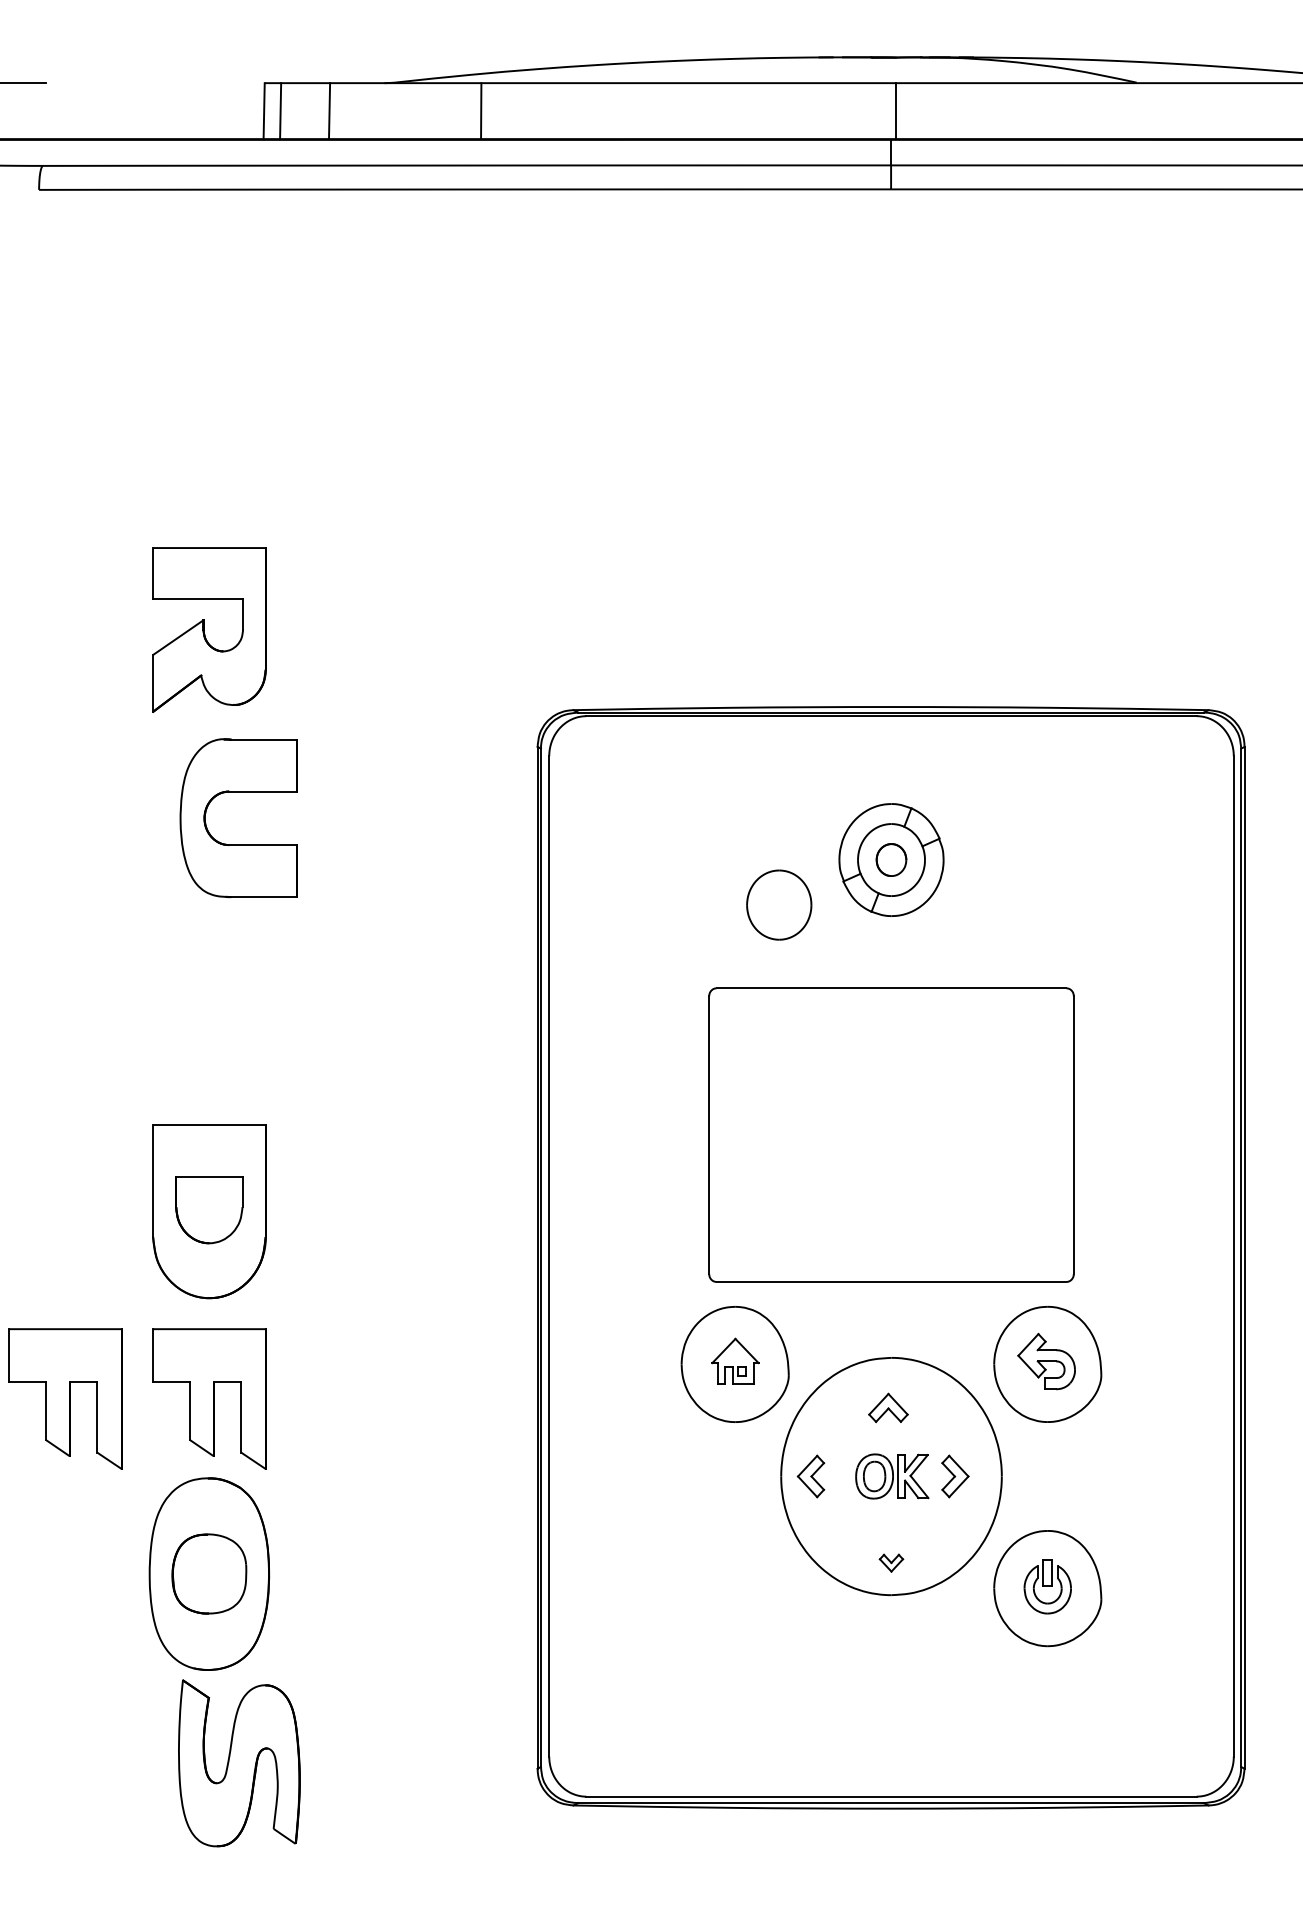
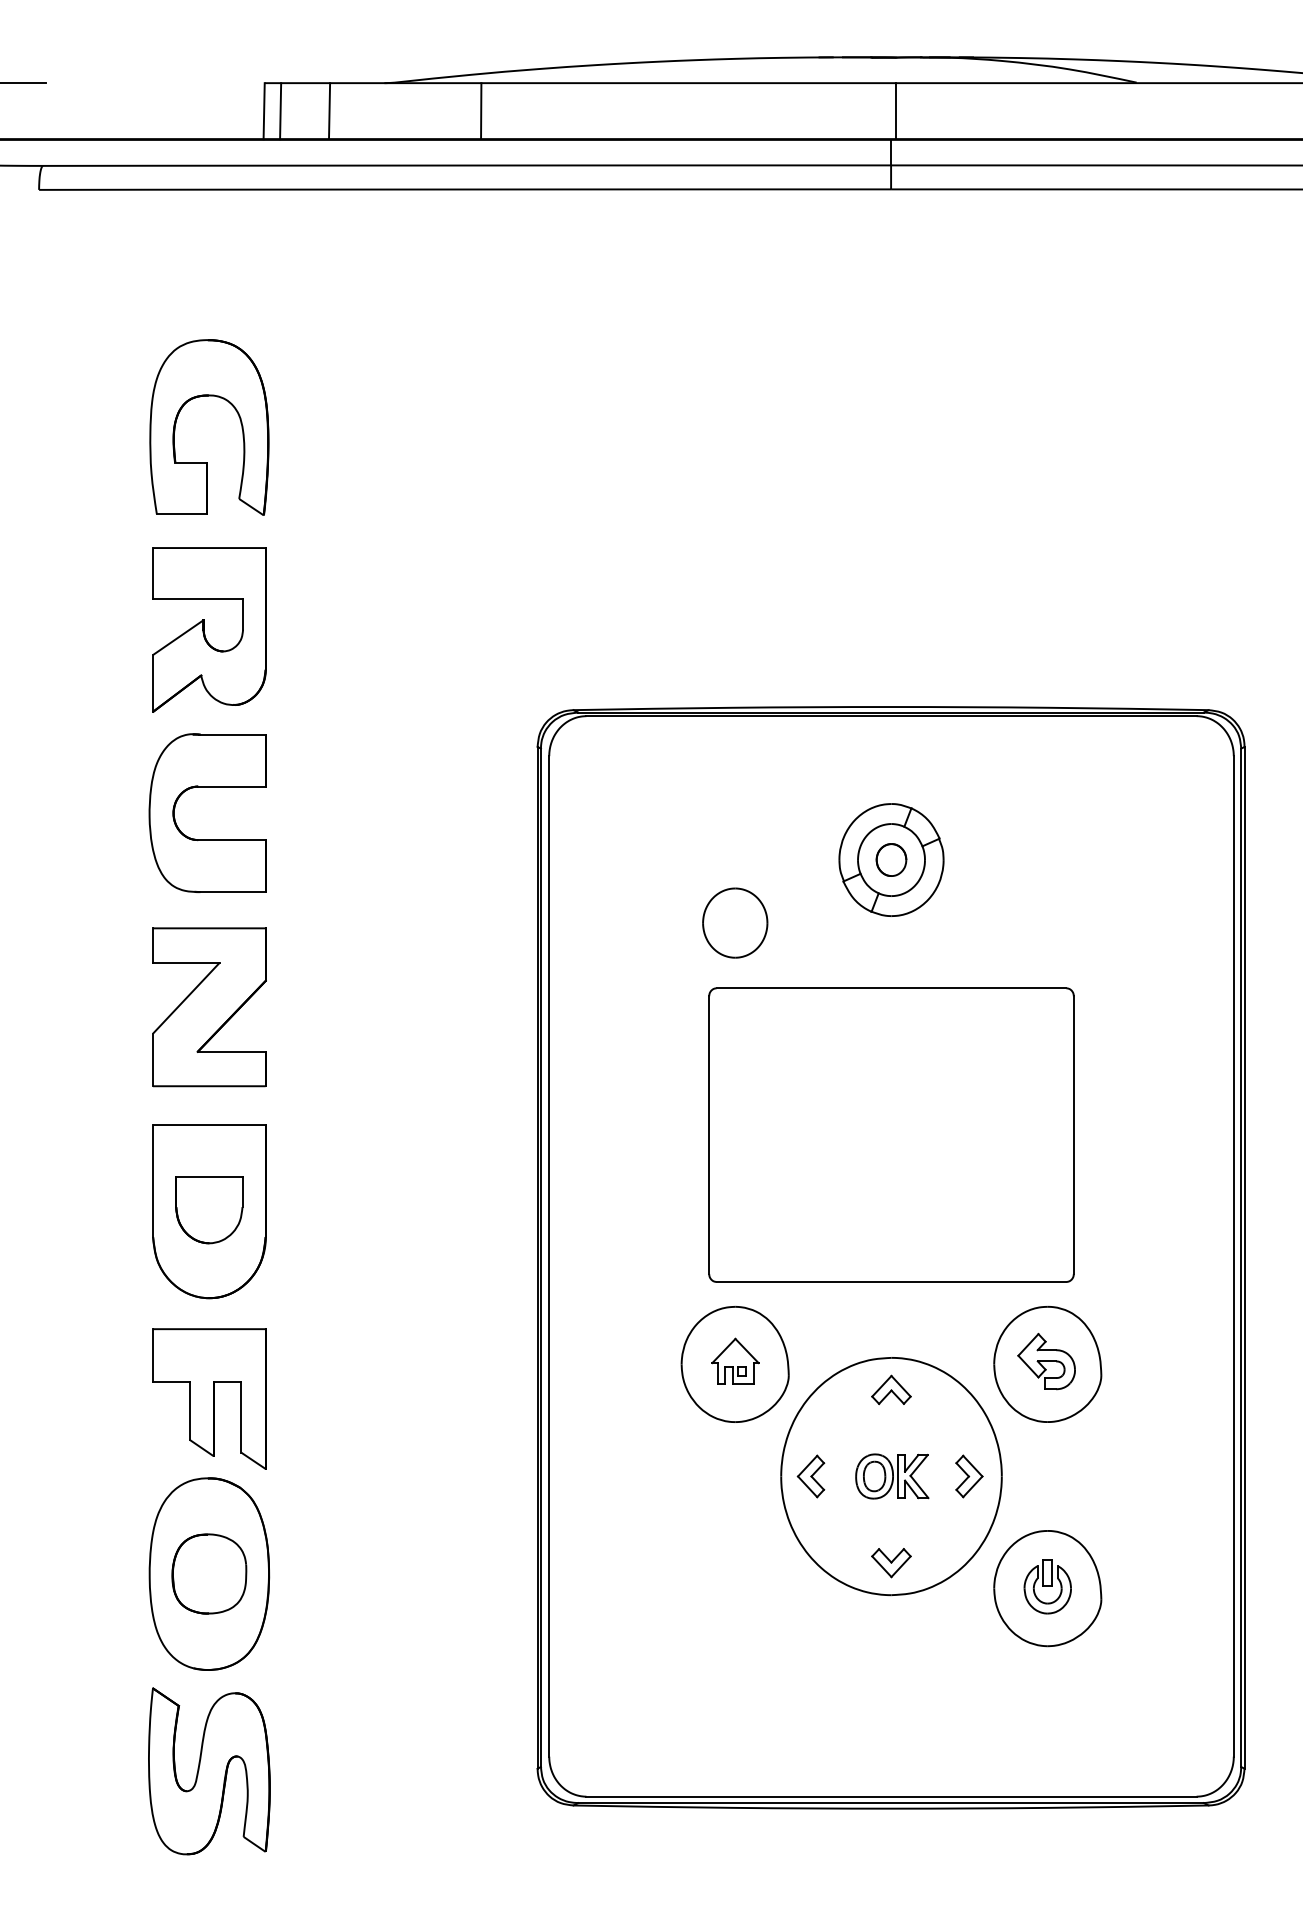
part: none -> present (234, 409)
part position: (238, 792) -> (207, 787) (207, 787)
part position: (779, 904) -> (735, 922) (735, 922)
part: none -> present (209, 1007)
part: present -> none (65, 1398)
part position: (888, 1407) -> (891, 1389) (891, 1389)
part position: (955, 1476) -> (969, 1476) (969, 1476)
part size: 27x20 px -> 41x31 px (891, 1563)
part position: (239, 1763) -> (209, 1771) (209, 1771)
